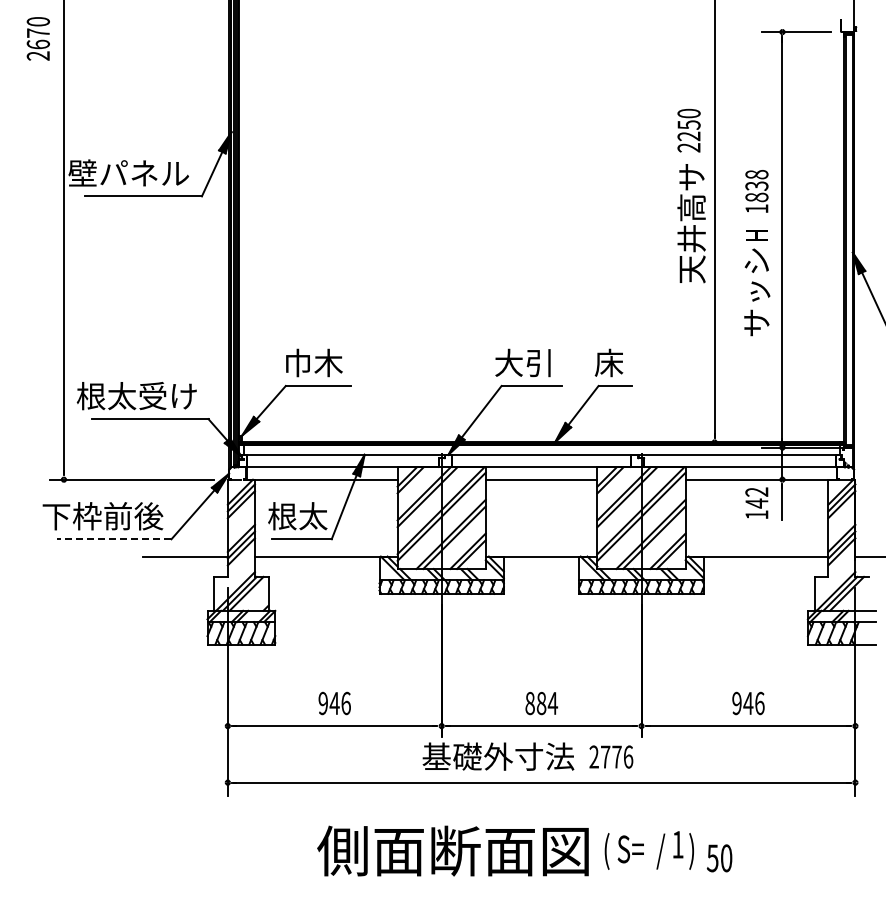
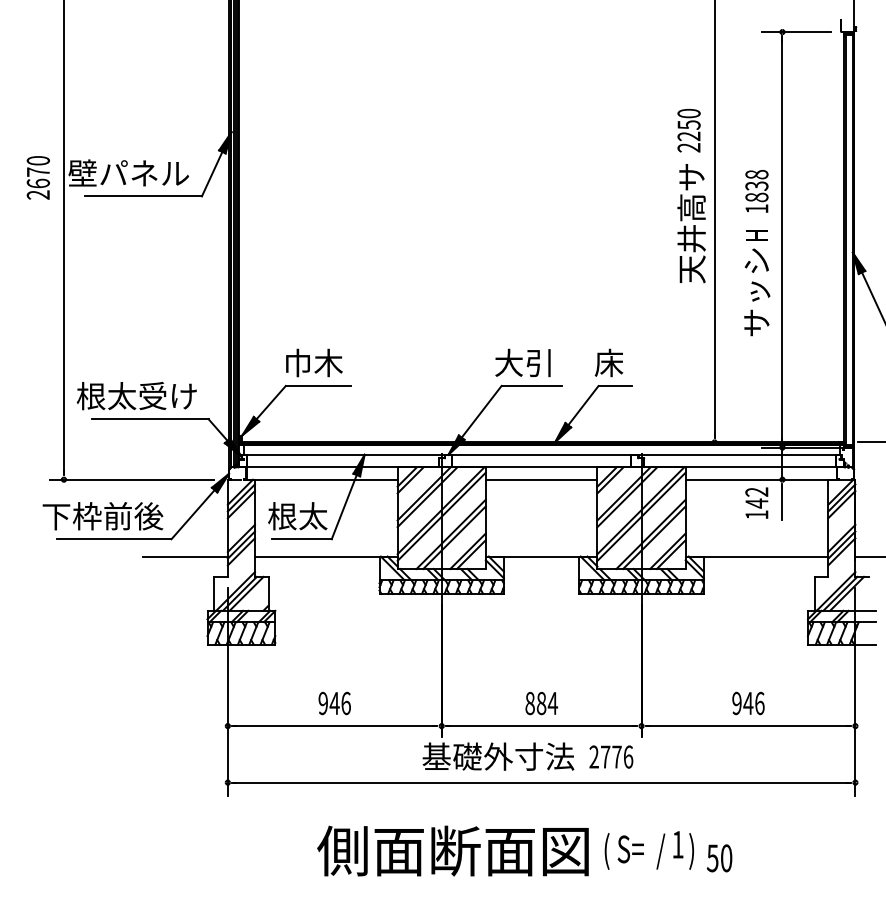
text position: (37, 38) -> (37, 177) (37, 177)
line: none -> present (870, 442)
line: dashed -> solid (113, 539)
